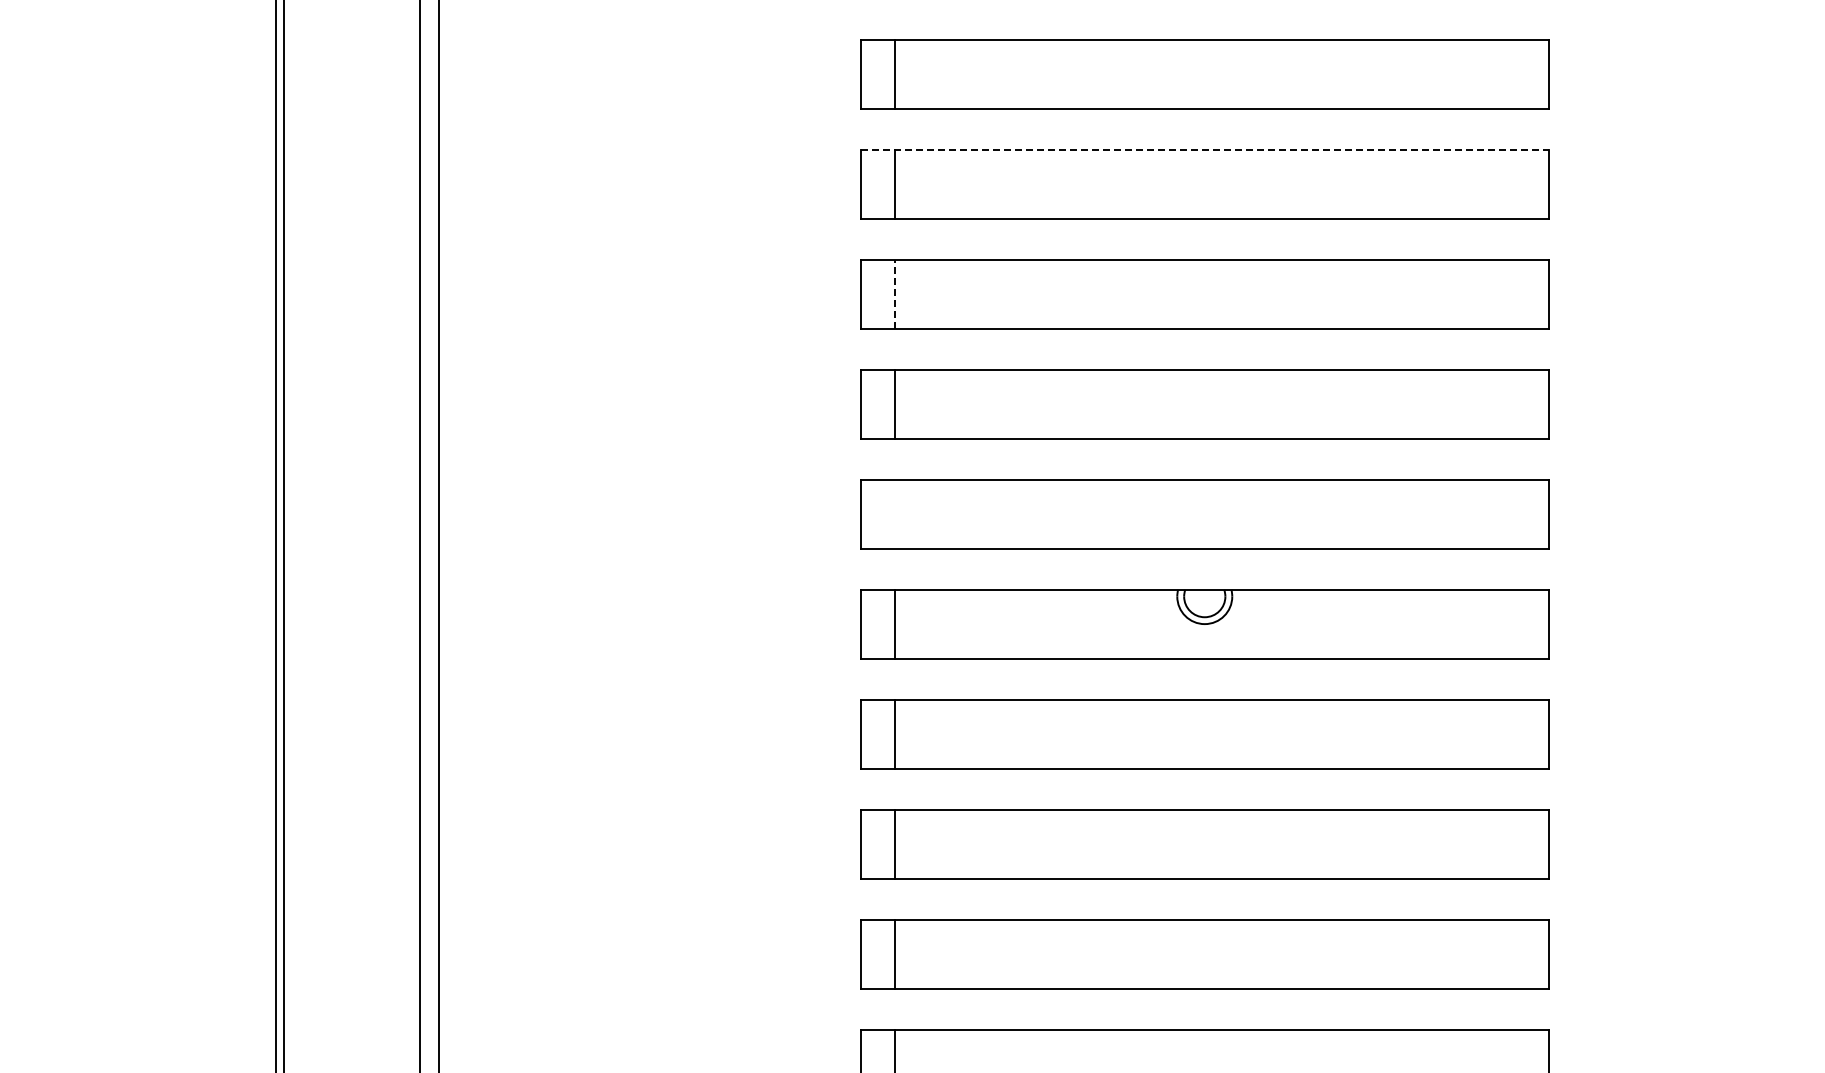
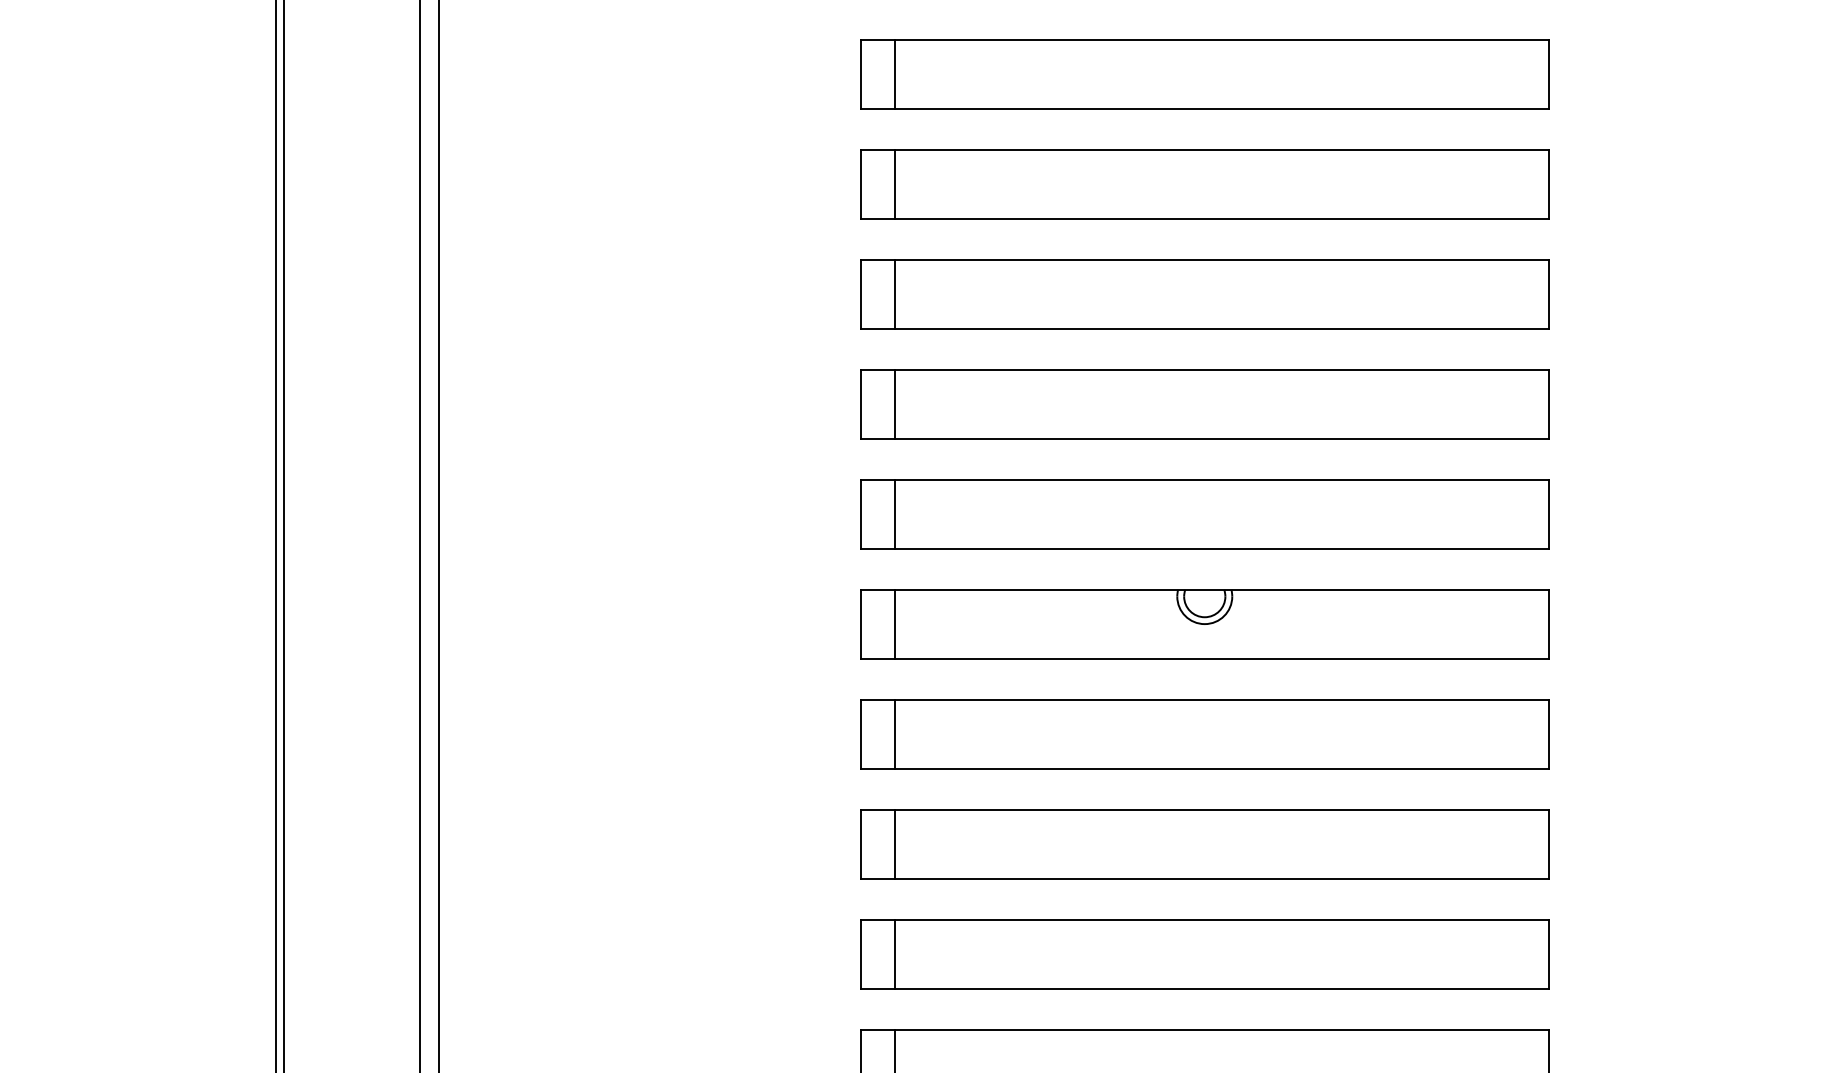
line: dashed -> solid (1204, 149)
line: dashed -> solid (895, 293)
line: none -> present (895, 513)
